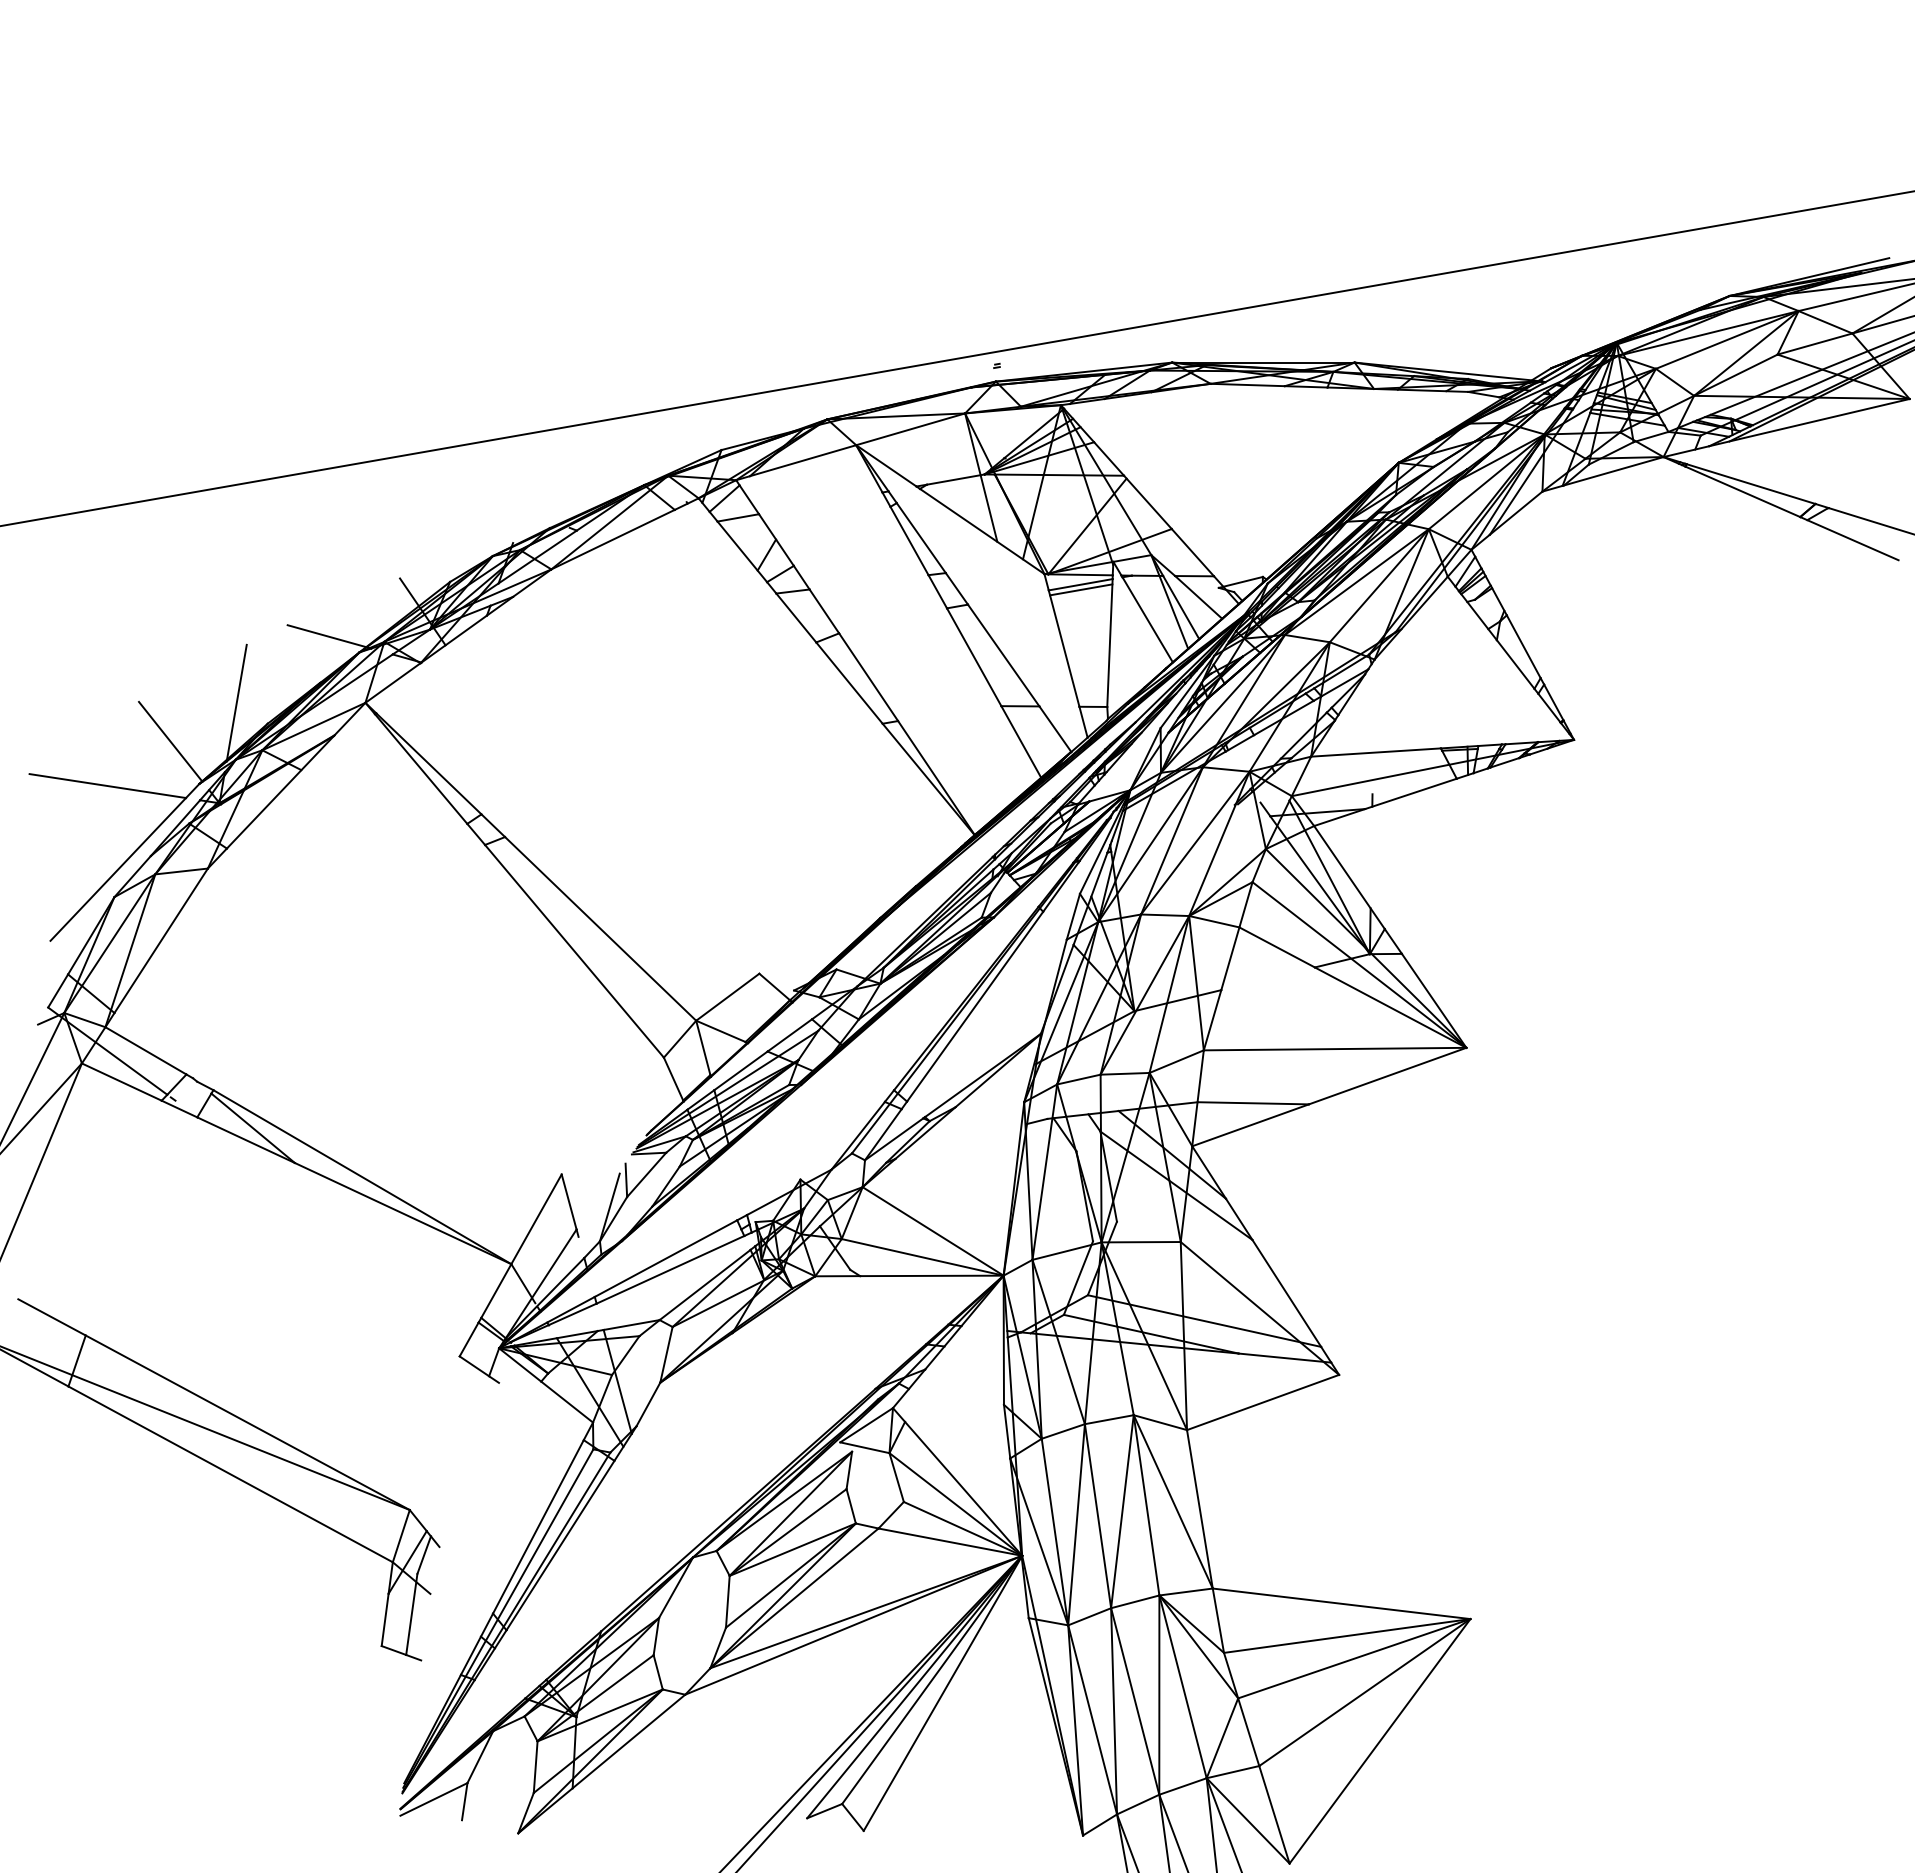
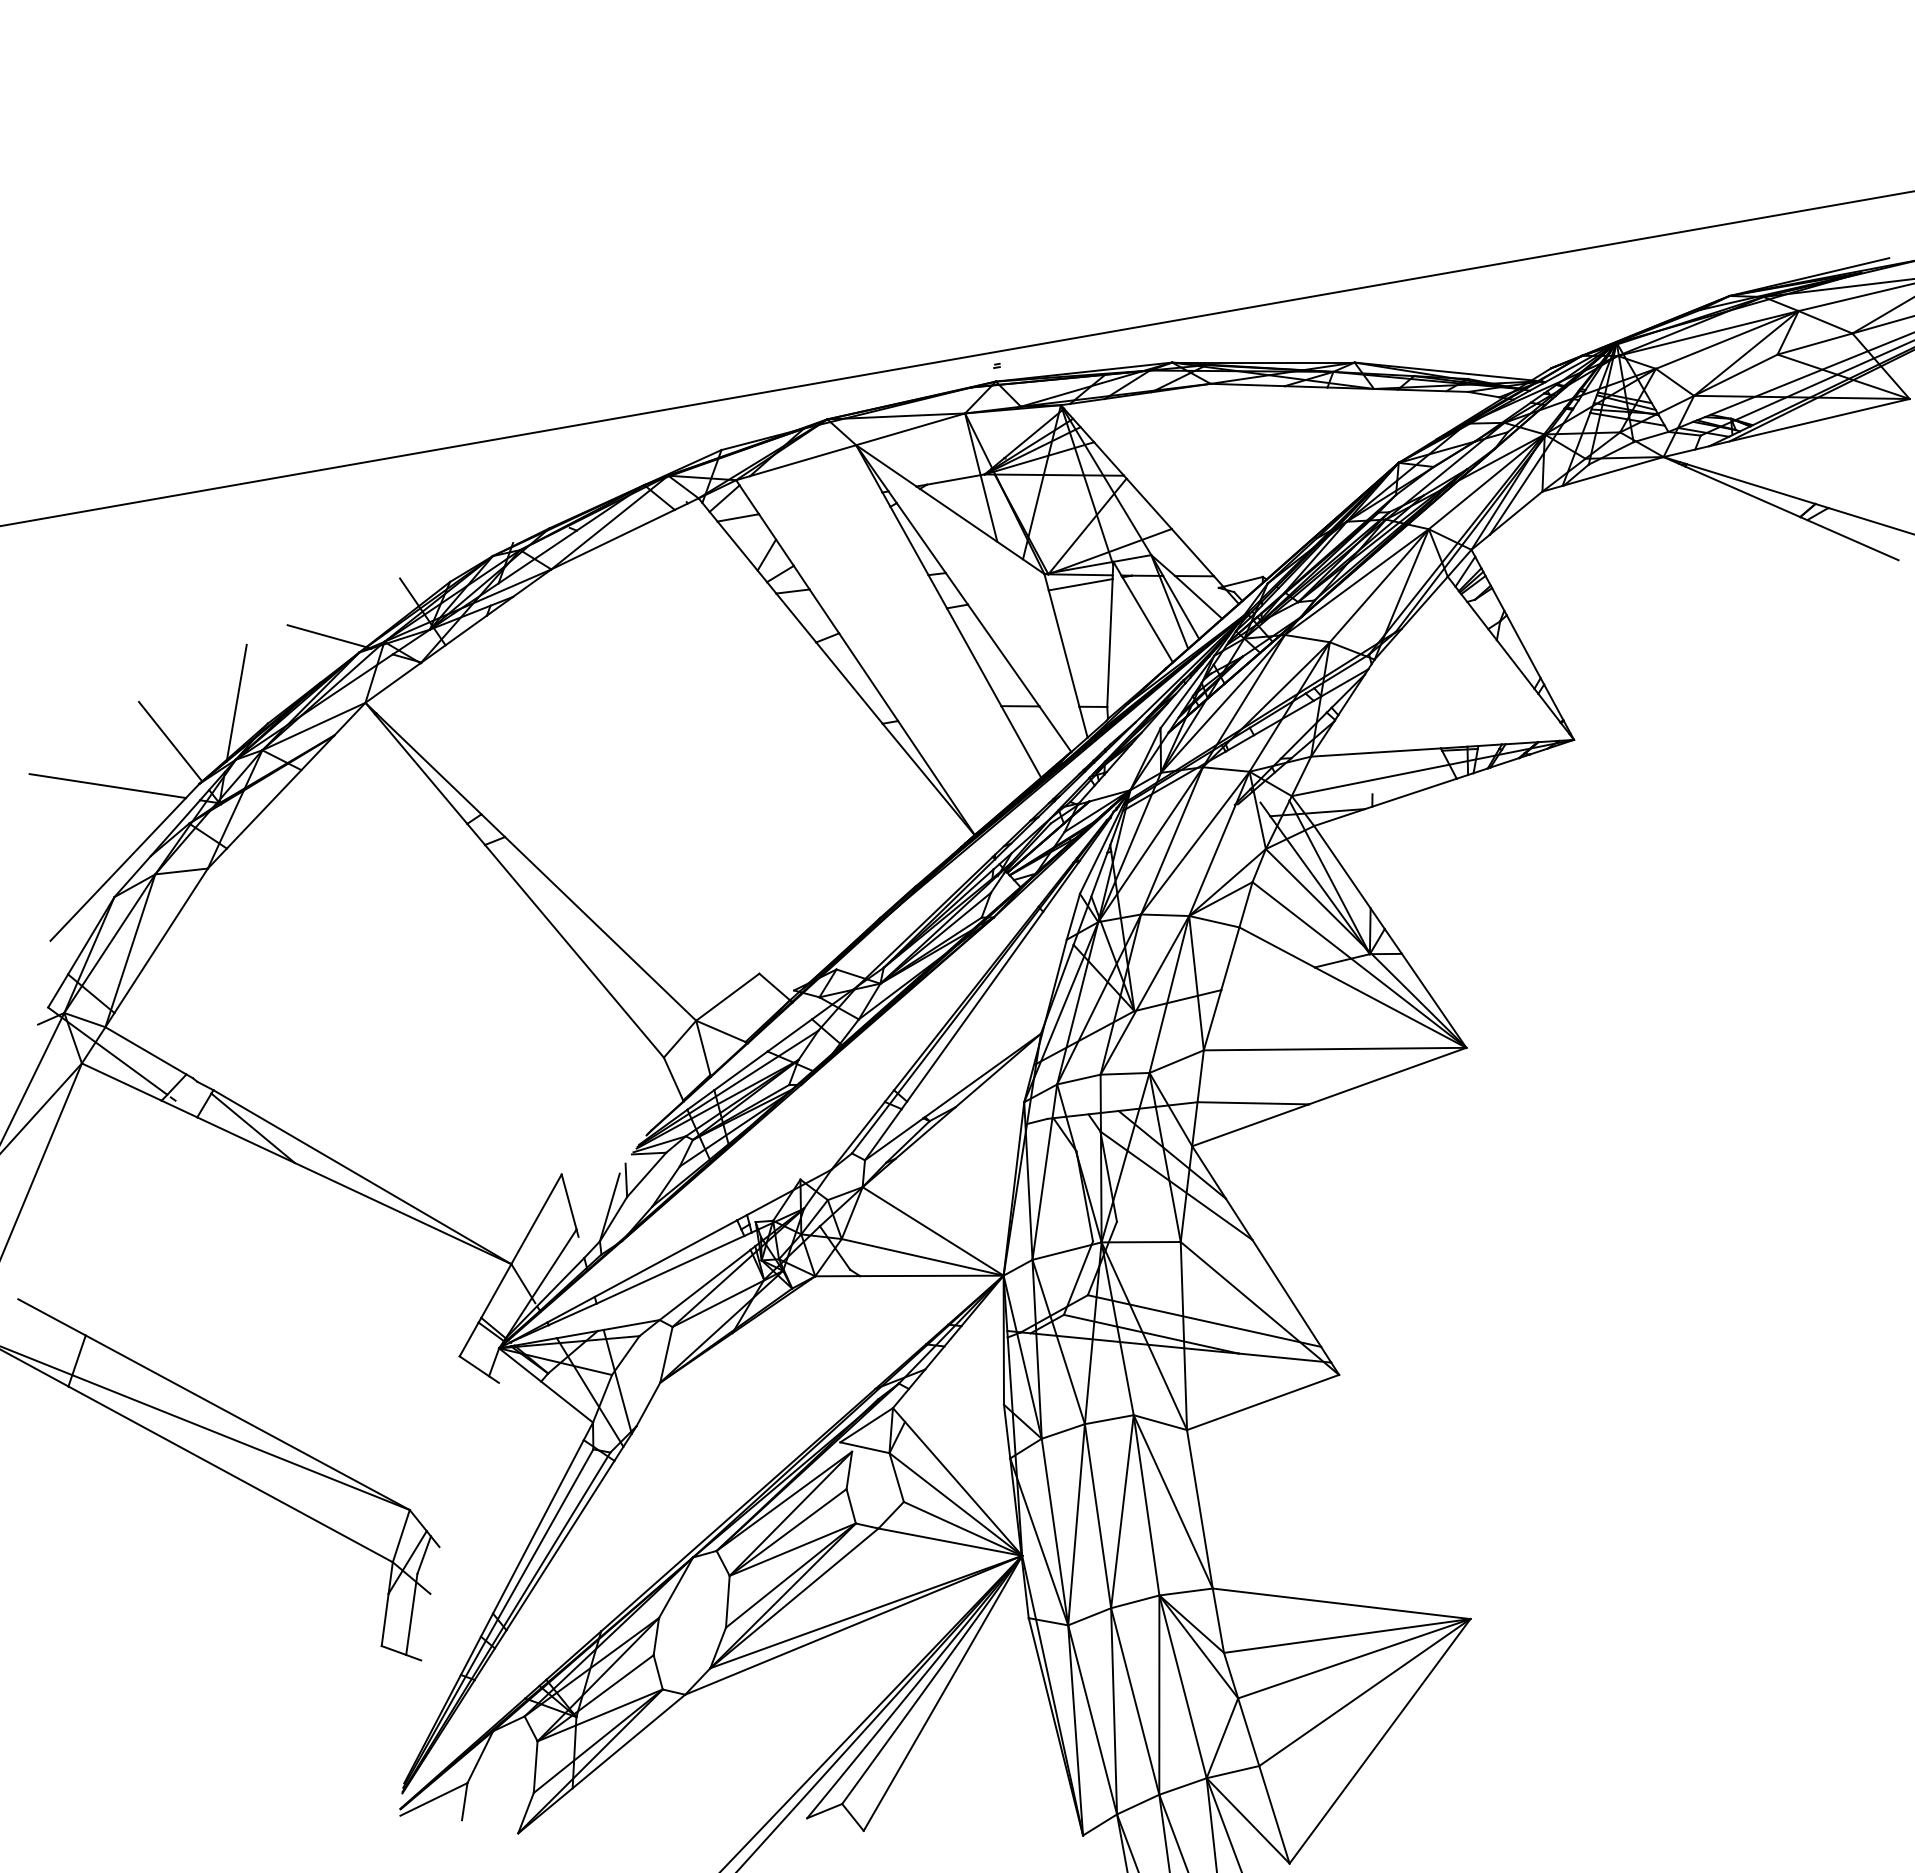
line: present -> none (1081, 589)
